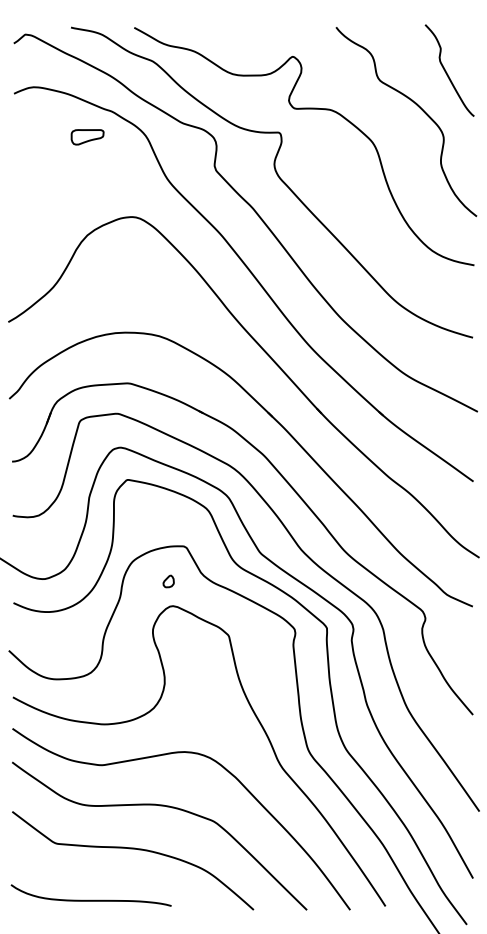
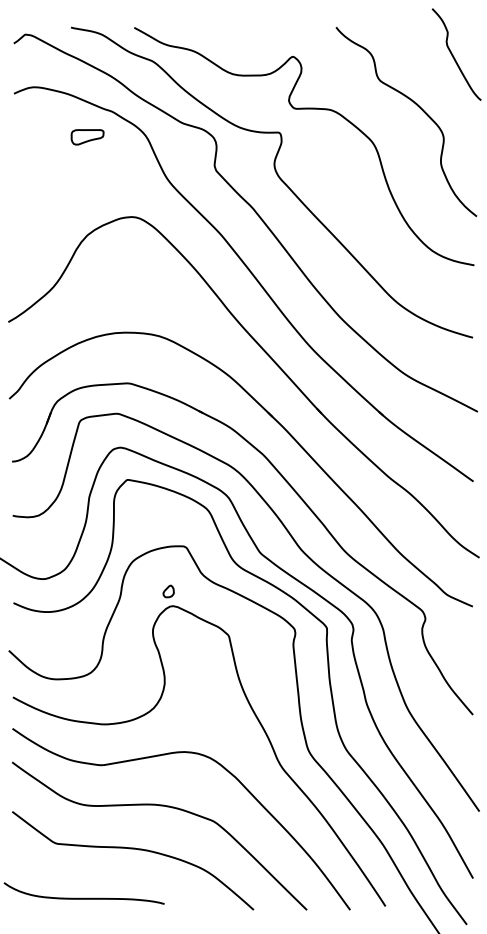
curve position: (447, 72) -> (454, 56) (454, 56)
part position: (168, 581) -> (168, 591) (168, 591)
curve position: (90, 899) -> (83, 897) (83, 897)
